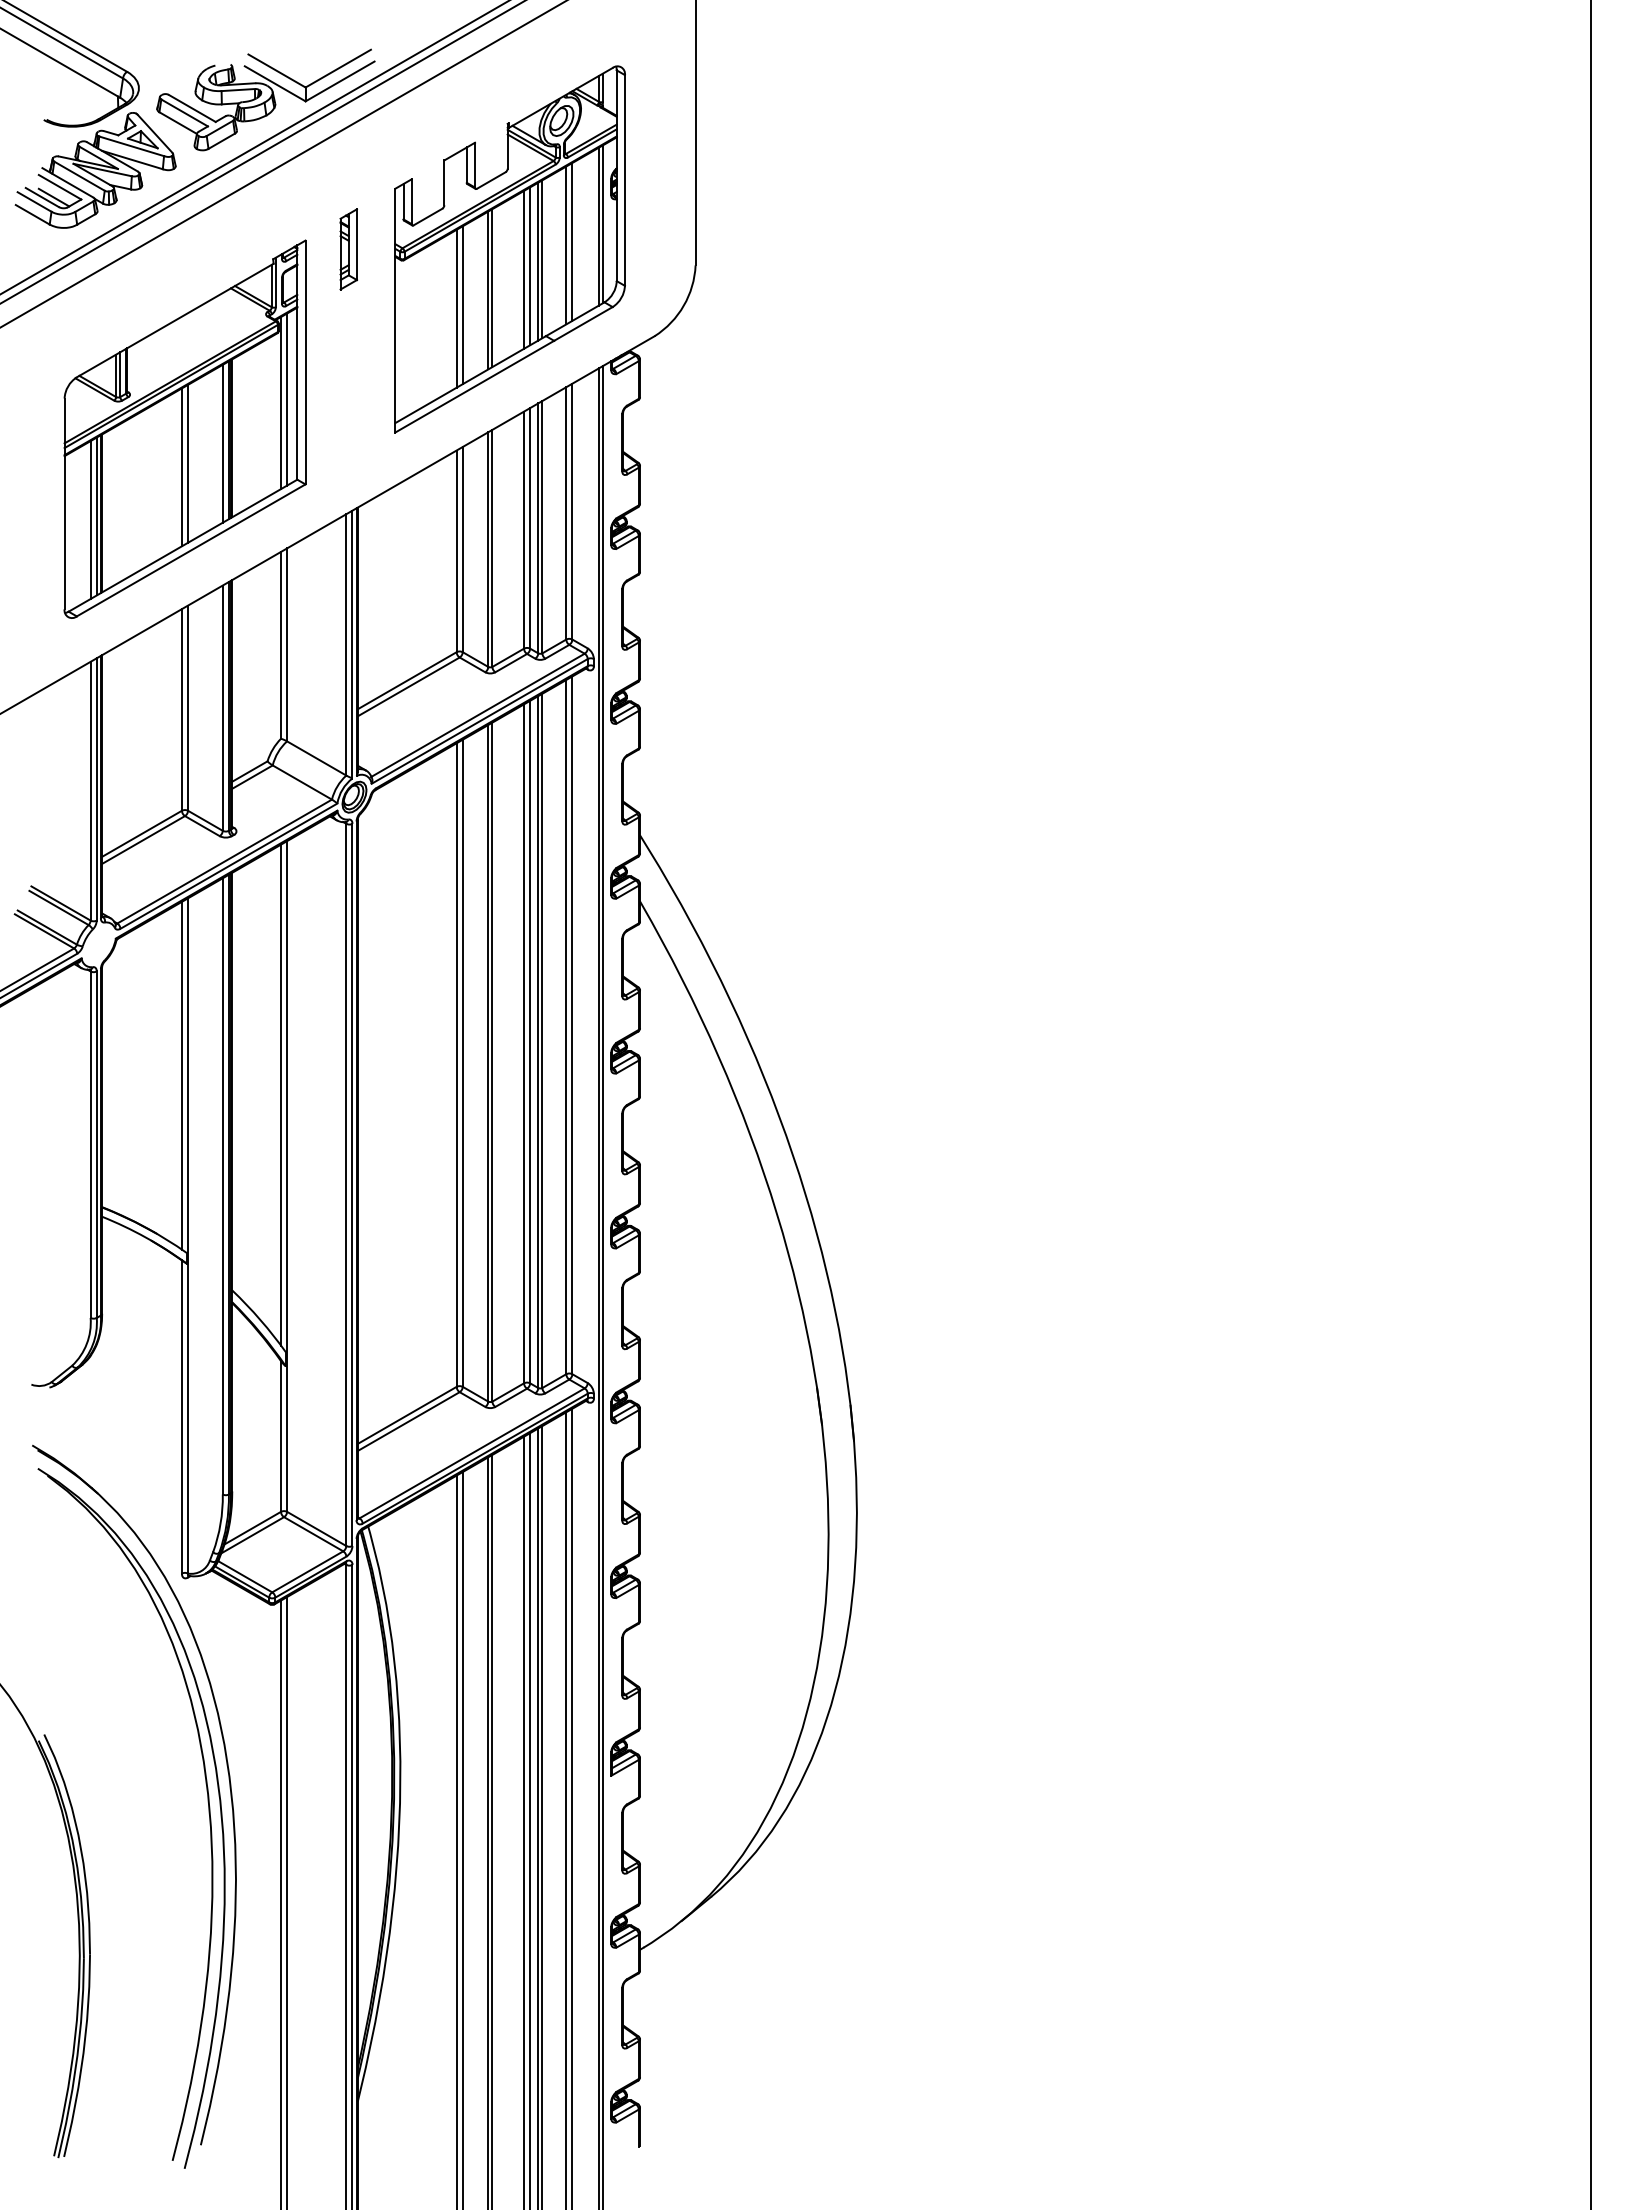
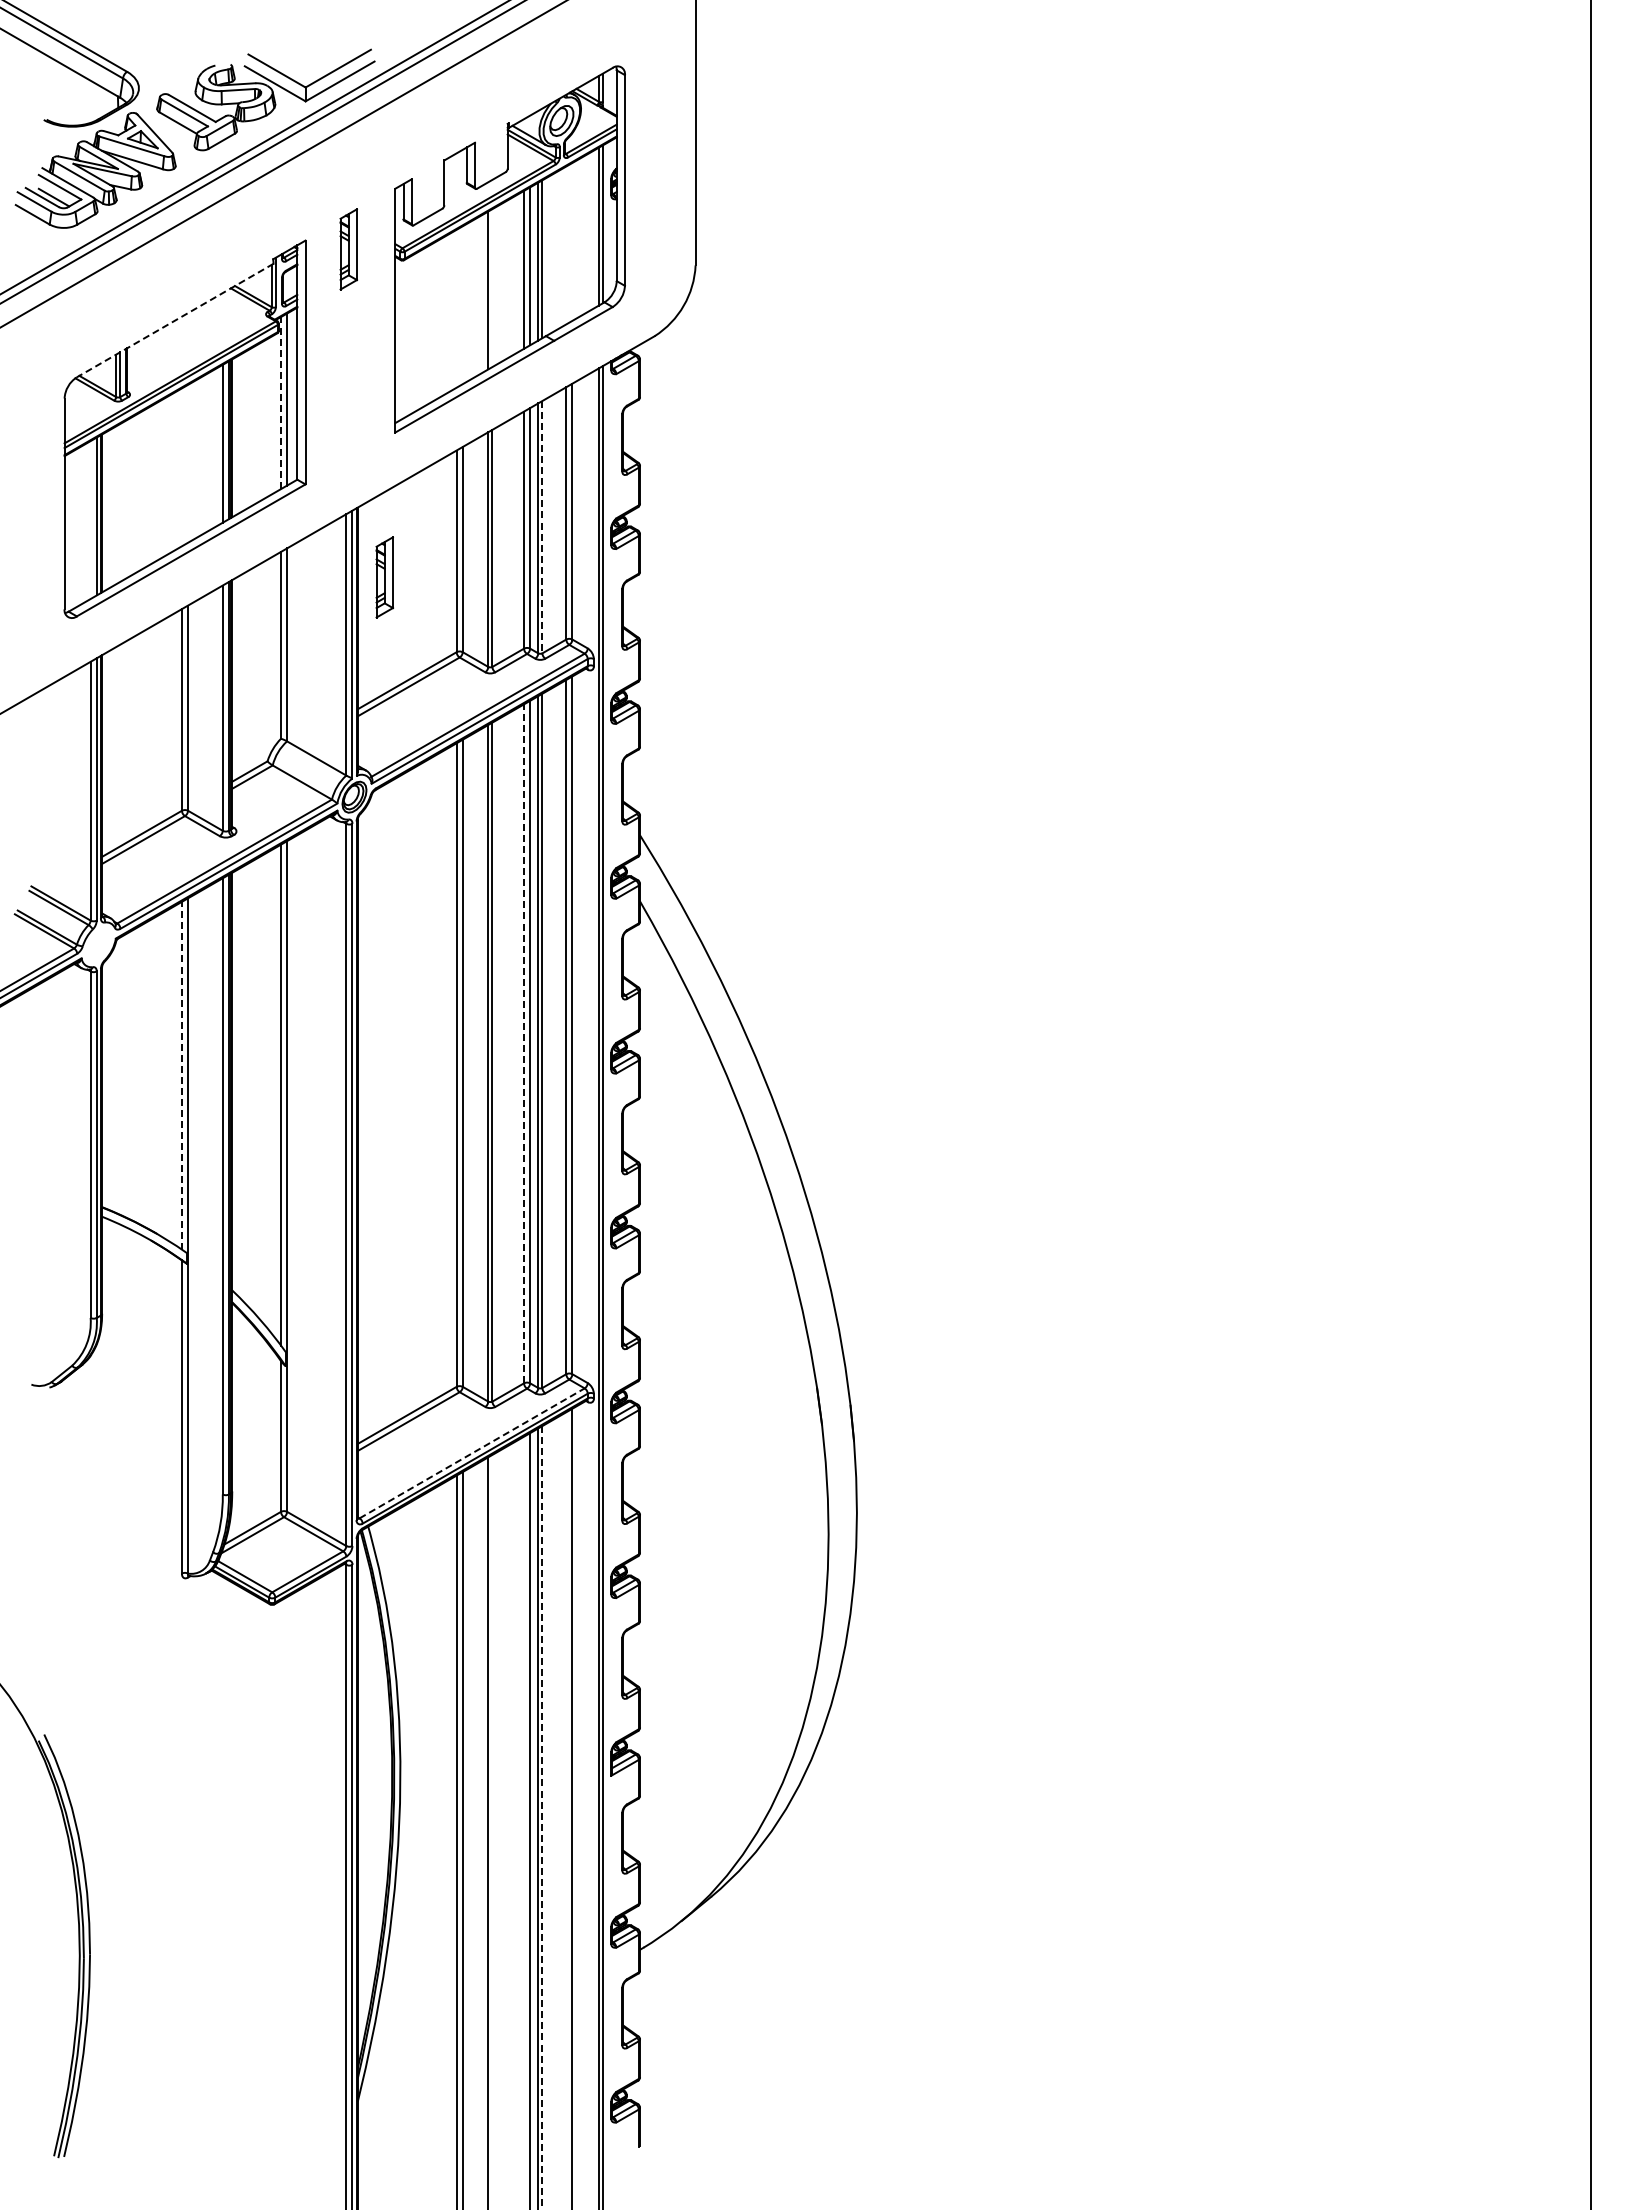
line: present -> none (572, 241)
line: present -> none (566, 245)
line: present -> none (492, 288)
line: present -> none (462, 305)
line: present -> none (456, 308)
line: solid -> dashed (175, 320)
line: solid -> dashed (281, 402)
line: present -> none (188, 463)
line: present -> none (181, 467)
line: present -> none (90, 520)
line: solid -> dashed (542, 527)
part: none -> present (384, 577)
line: solid -> dashed (524, 1043)
line: solid -> dashed (181, 1075)
line: solid -> dashed (472, 1453)
part: present -> none (207, 1802)
line: present -> none (566, 1809)
line: solid -> dashed (542, 1817)
line: present -> none (524, 1821)
line: present -> none (492, 1830)
line: present -> none (287, 1901)
line: present -> none (281, 1903)
